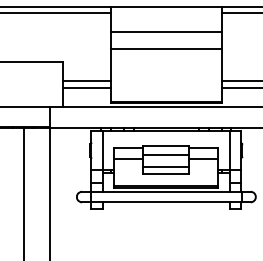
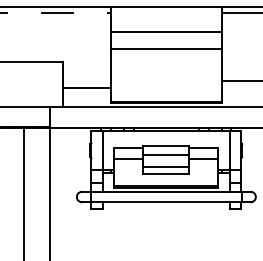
line: solid -> dashed (56, 13)
line: present -> none (86, 81)
line: present -> none (240, 87)
